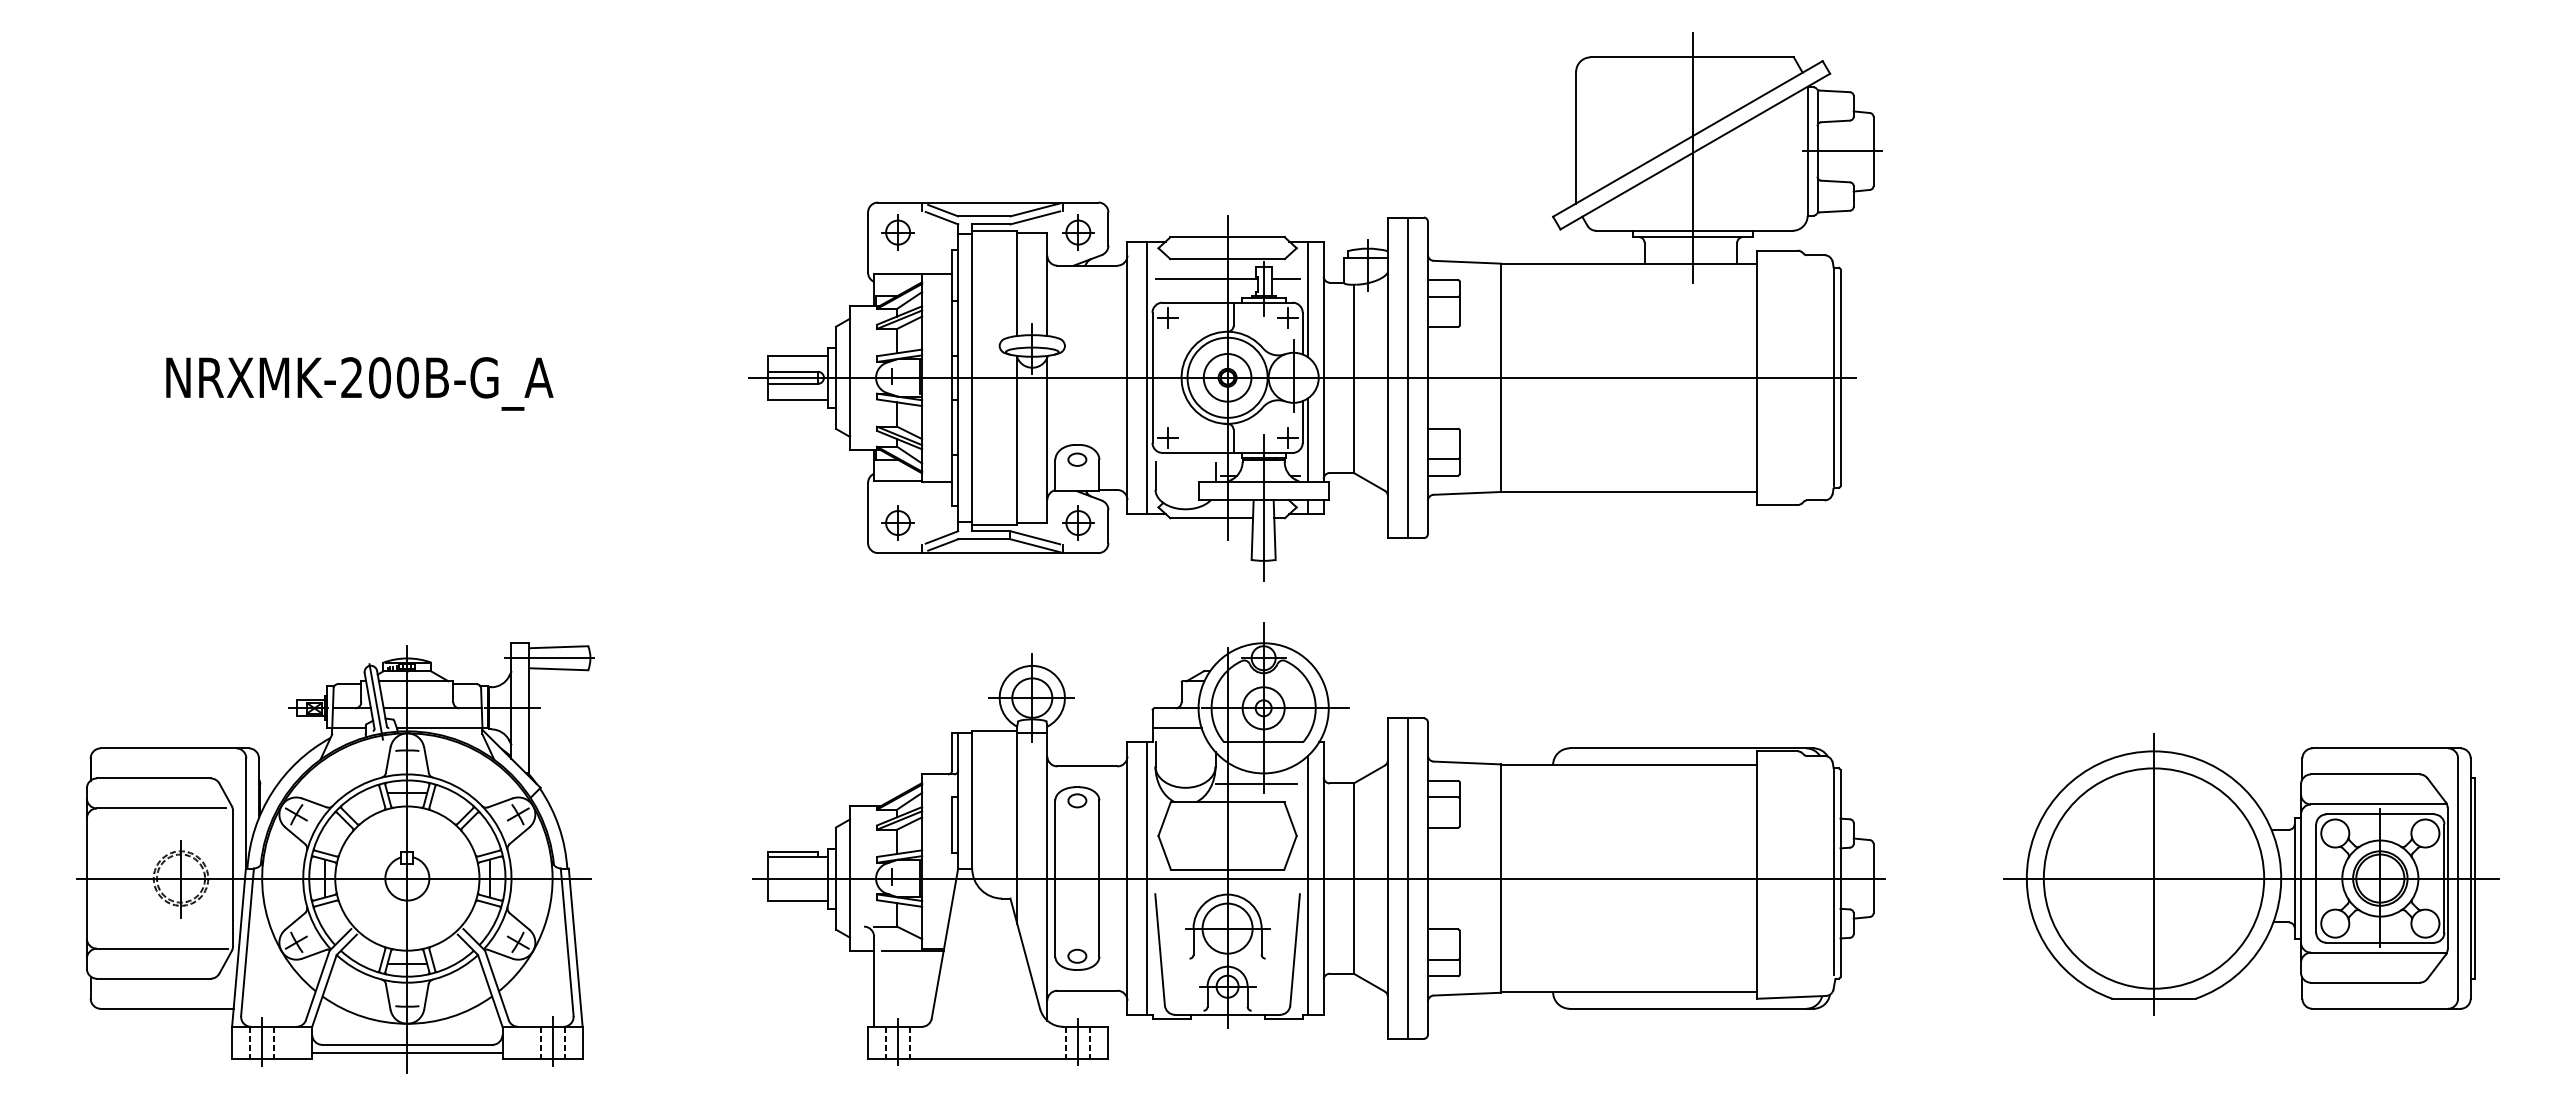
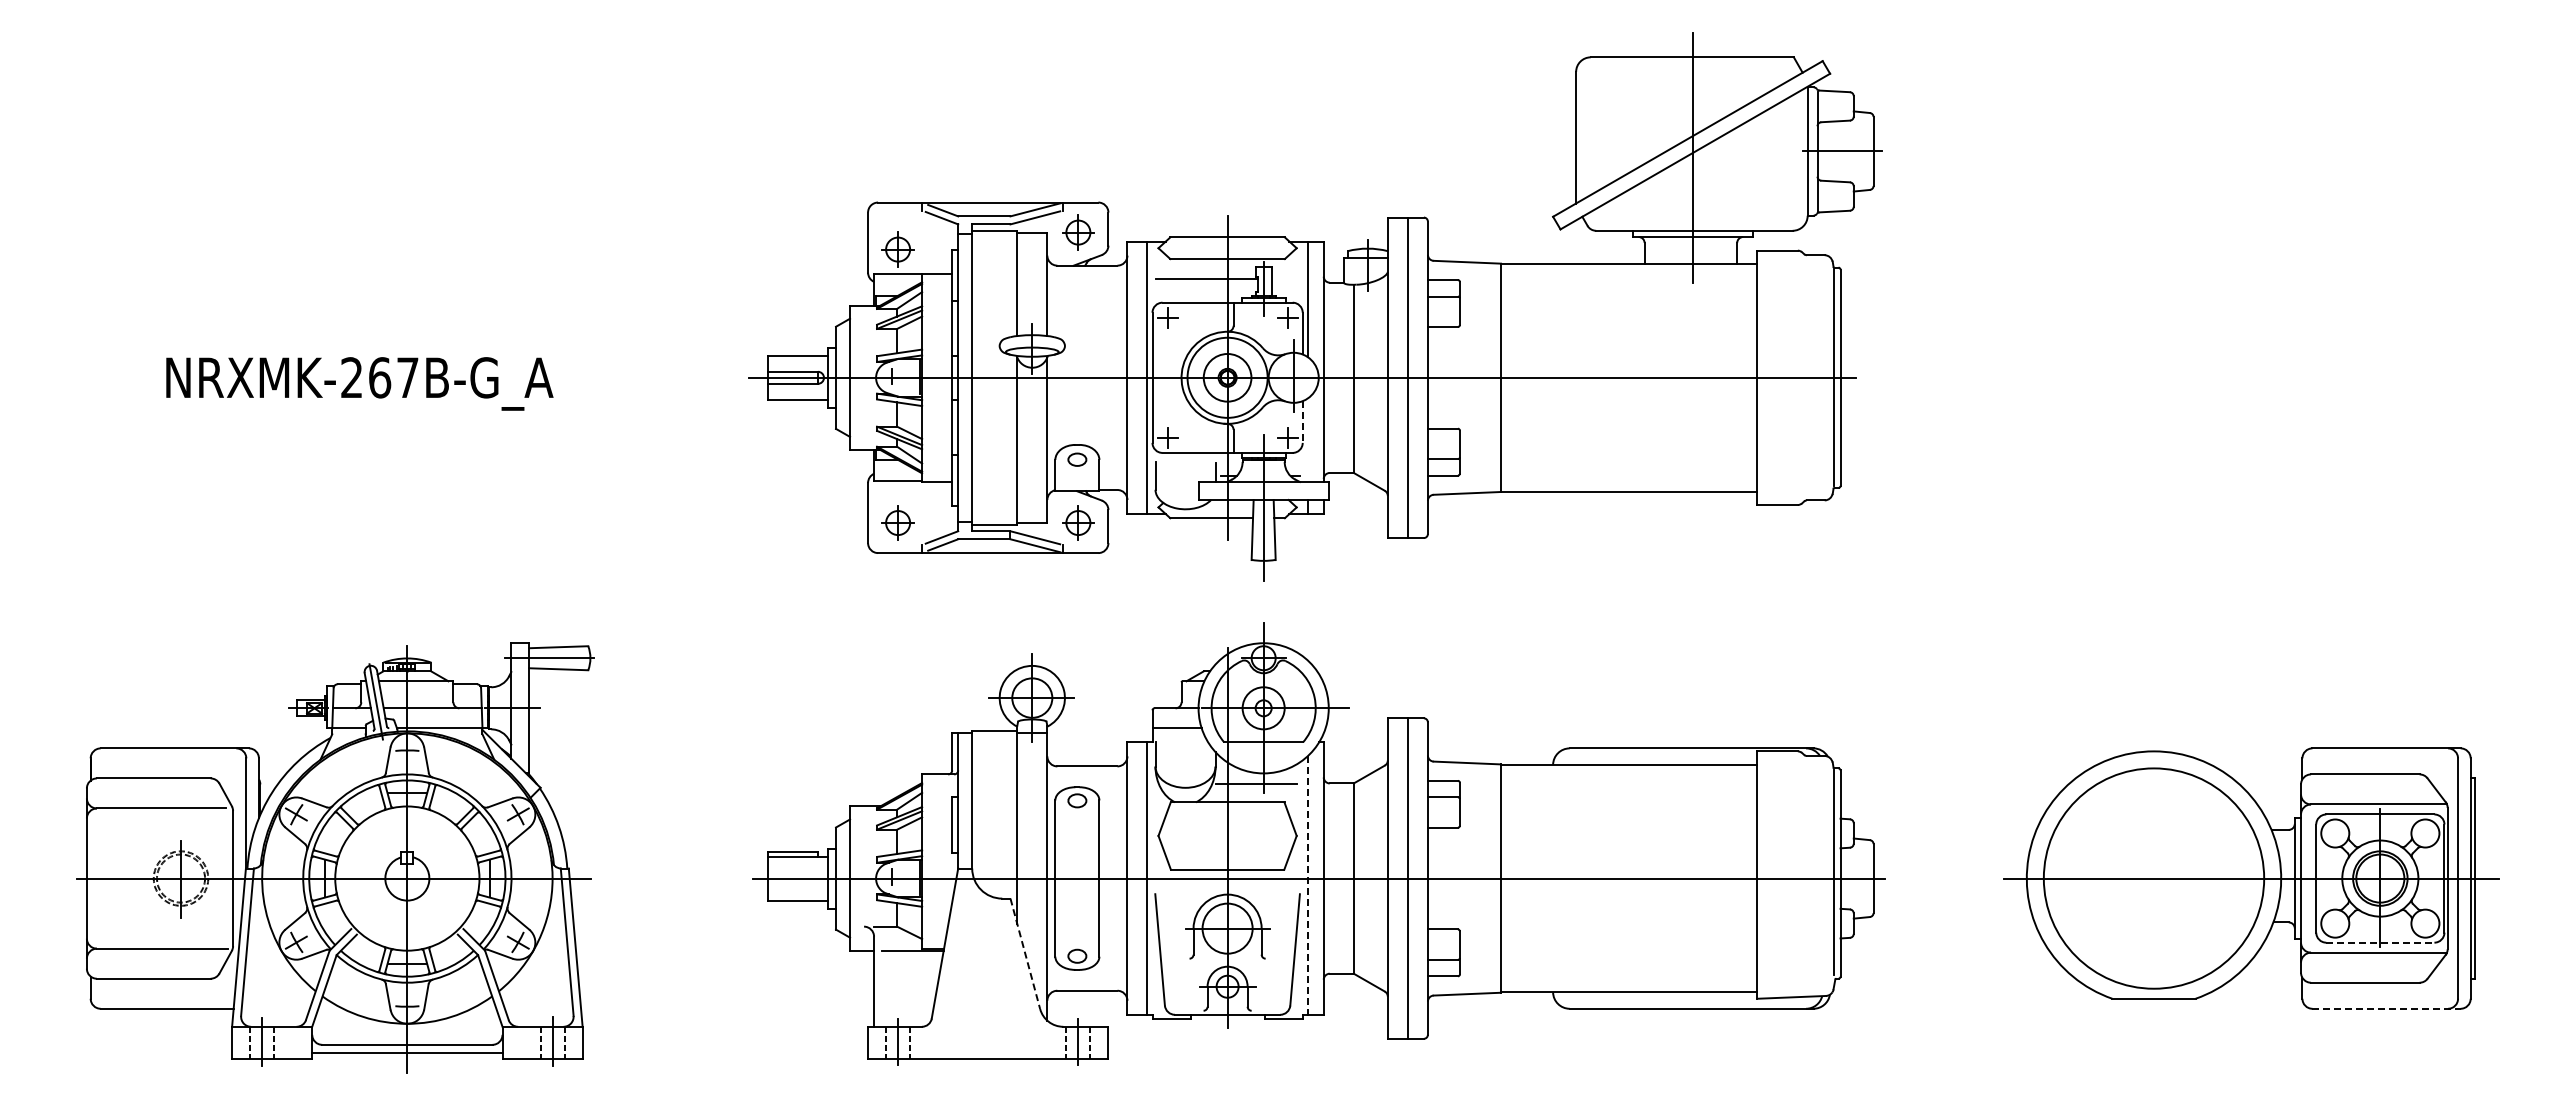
part position: (897, 232) -> (897, 249) (897, 249)
line: present -> none (1285, 279)
text: NRXMK-200B-G_A -> NRXMK-267B-G_A (393, 377)
line: solid -> dashed (1302, 422)
line: present -> none (1307, 439)
line: present -> none (2154, 874)
line: solid -> dashed (1307, 885)
line: solid -> dashed (2380, 942)
line: solid -> dashed (1025, 954)
line: solid -> dashed (2387, 1008)
